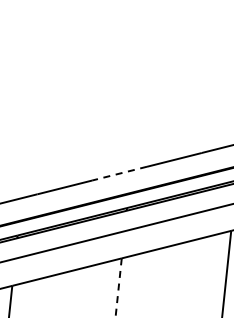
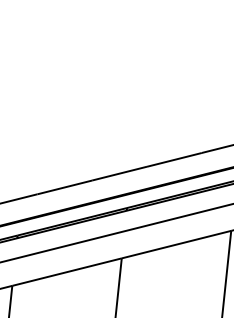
line: dashed -> solid (119, 173)
line: dashed -> solid (118, 287)
